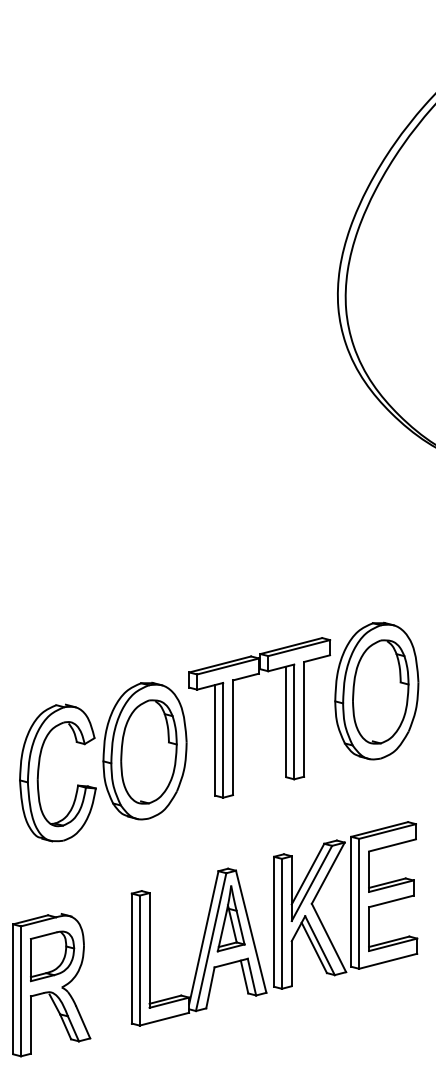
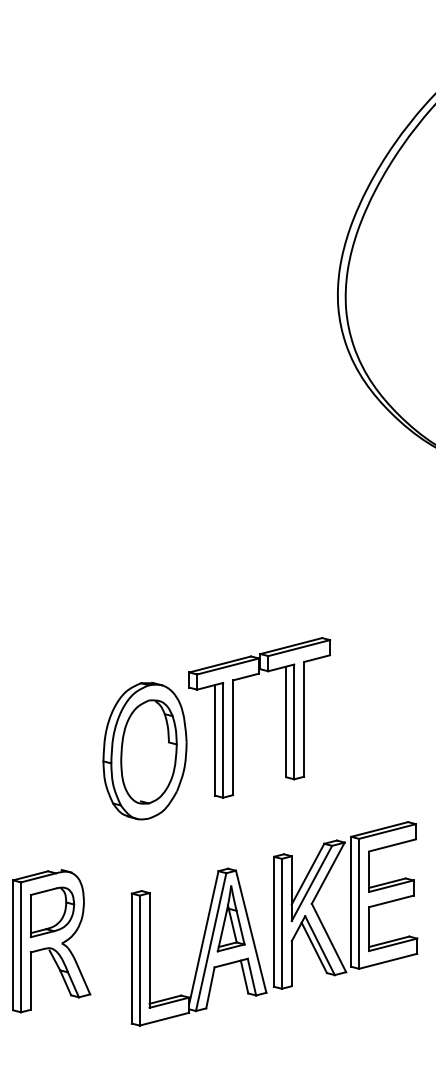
part: present -> none (376, 690)
part: present -> none (39, 771)
part position: (51, 985) -> (51, 941) (51, 941)
